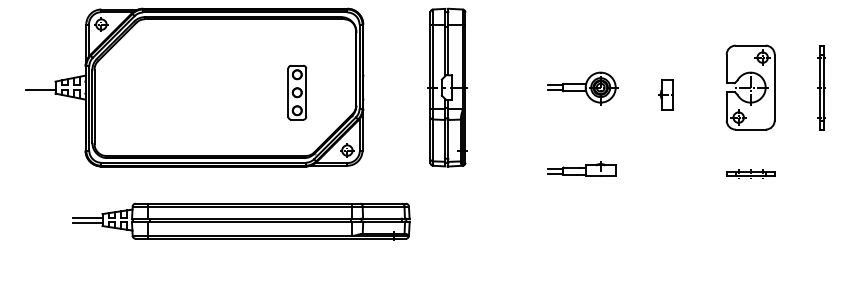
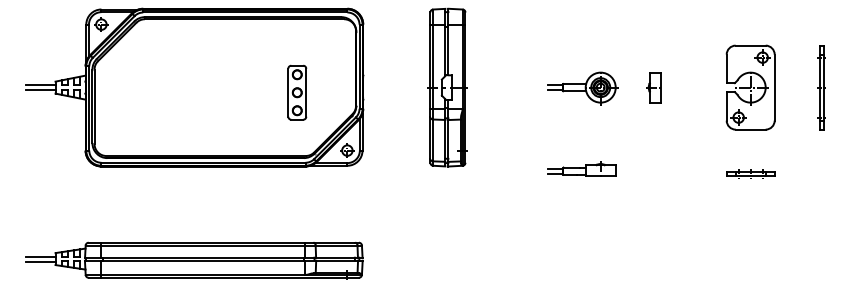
line: none -> present (40, 85)
part position: (665, 94) -> (653, 87) (653, 87)
part position: (241, 221) -> (194, 260) (194, 260)
